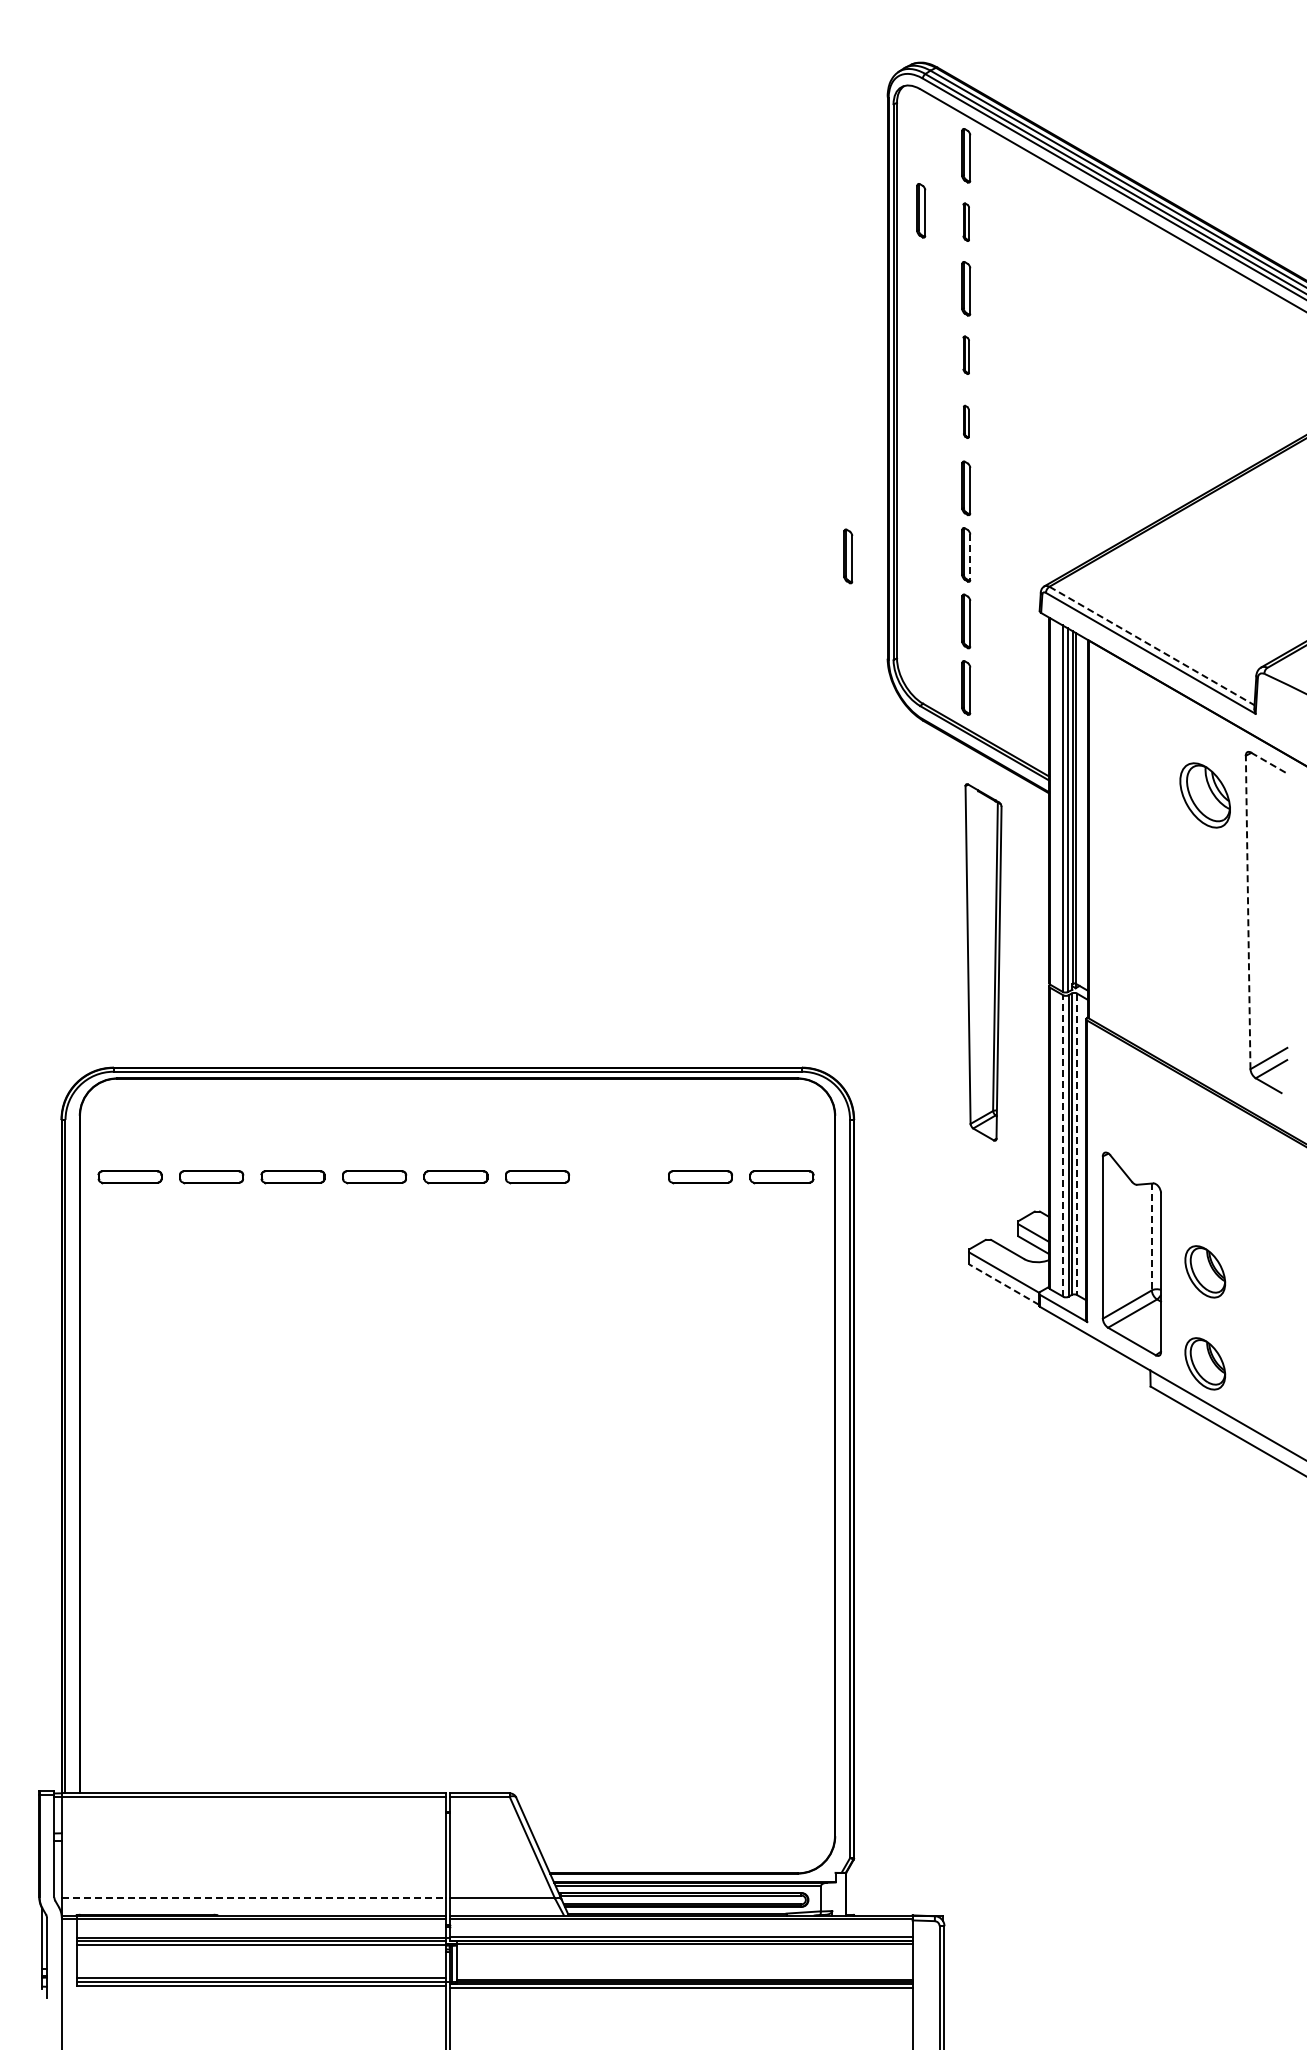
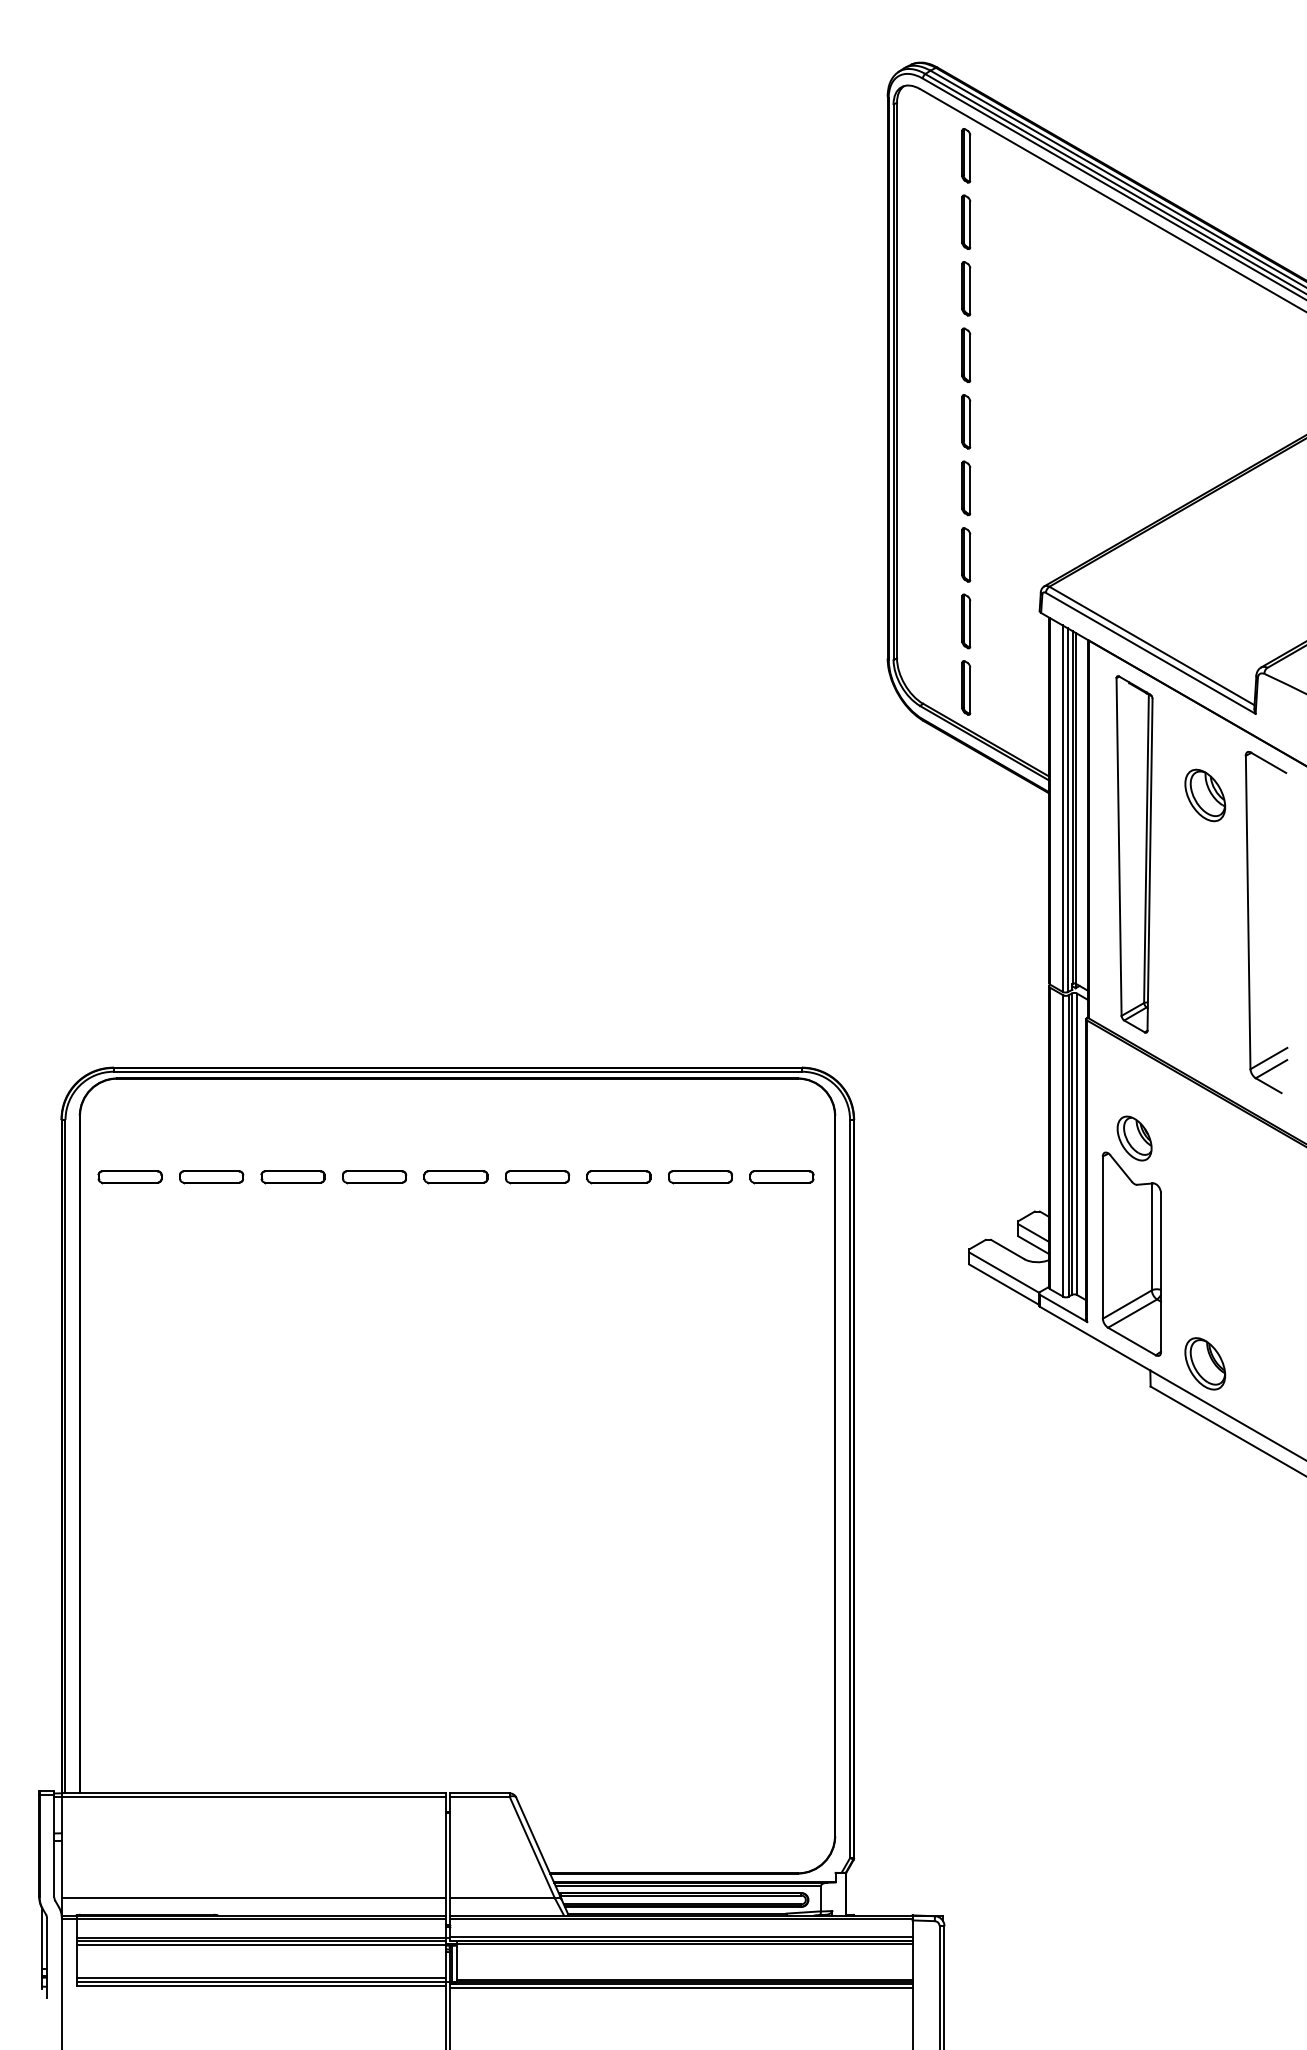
part: present -> none (921, 210)
part size: 8x40 px -> 11x56 px (966, 221)
part size: 8x40 px -> 11x56 px (966, 354)
part size: 7x35 px -> 11x56 px (966, 421)
part: present -> none (848, 556)
line: dashed -> solid (970, 557)
line: dashed -> solid (1152, 646)
line: dashed -> solid (1269, 763)
part size: 52x67 px -> 43x55 px (1205, 795)
line: dashed -> solid (1248, 912)
part position: (983, 962) -> (1134, 854) (1134, 854)
part: none -> present (1134, 1138)
line: dashed -> solid (1077, 1144)
line: dashed -> solid (1063, 1146)
part: none -> present (618, 1177)
line: dashed -> solid (1151, 1237)
part: present -> none (1205, 1271)
line: dashed -> solid (1003, 1284)
line: dashed -> solid (254, 1898)
